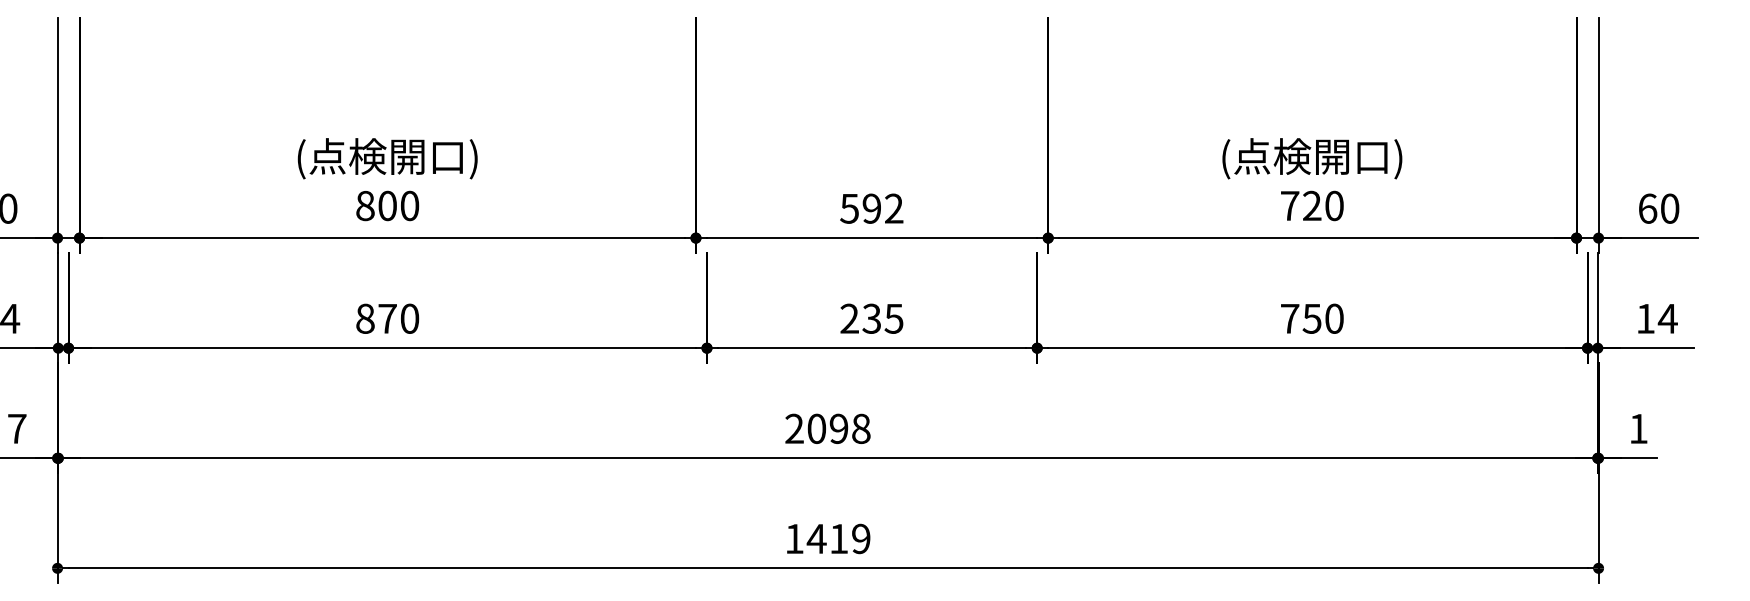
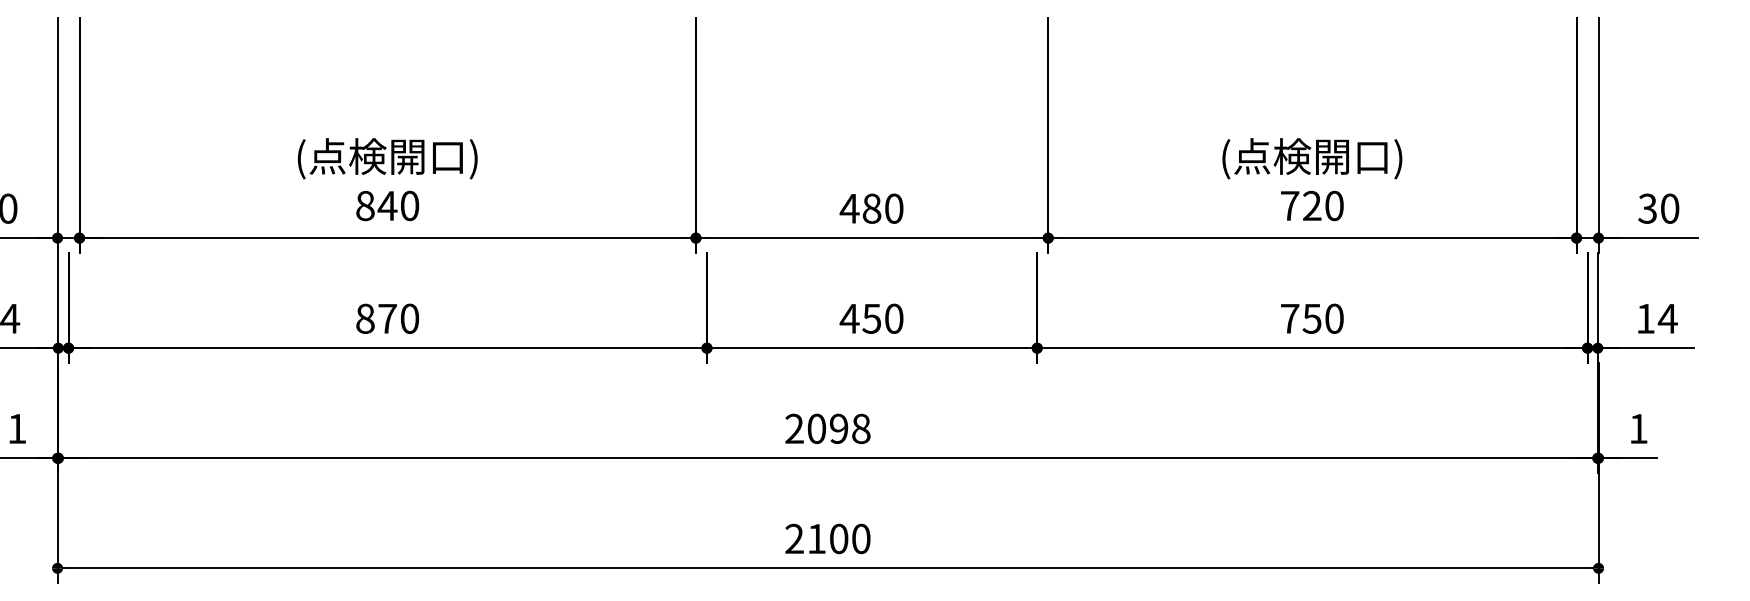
text: 800 -> 840 (387, 205)
text: 592 -> 480 (871, 208)
text: 60 -> 30 (1647, 208)
text: 235 -> 450 (871, 318)
text: 7 -> 1 (17, 428)
text: 1419 -> 2100 (827, 538)
